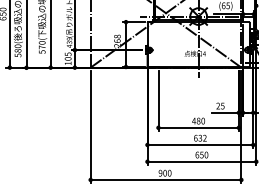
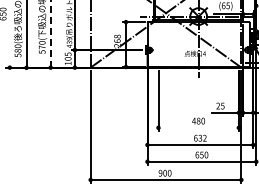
line: solid -> dashed (50, 33)
line: present -> none (9, 34)
line: present -> none (198, 127)
